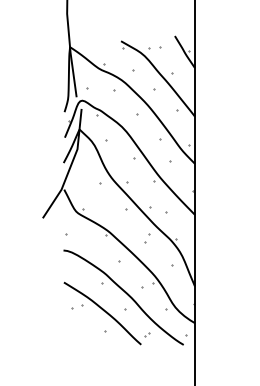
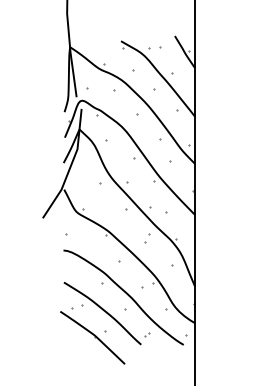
part: none -> present (92, 337)
